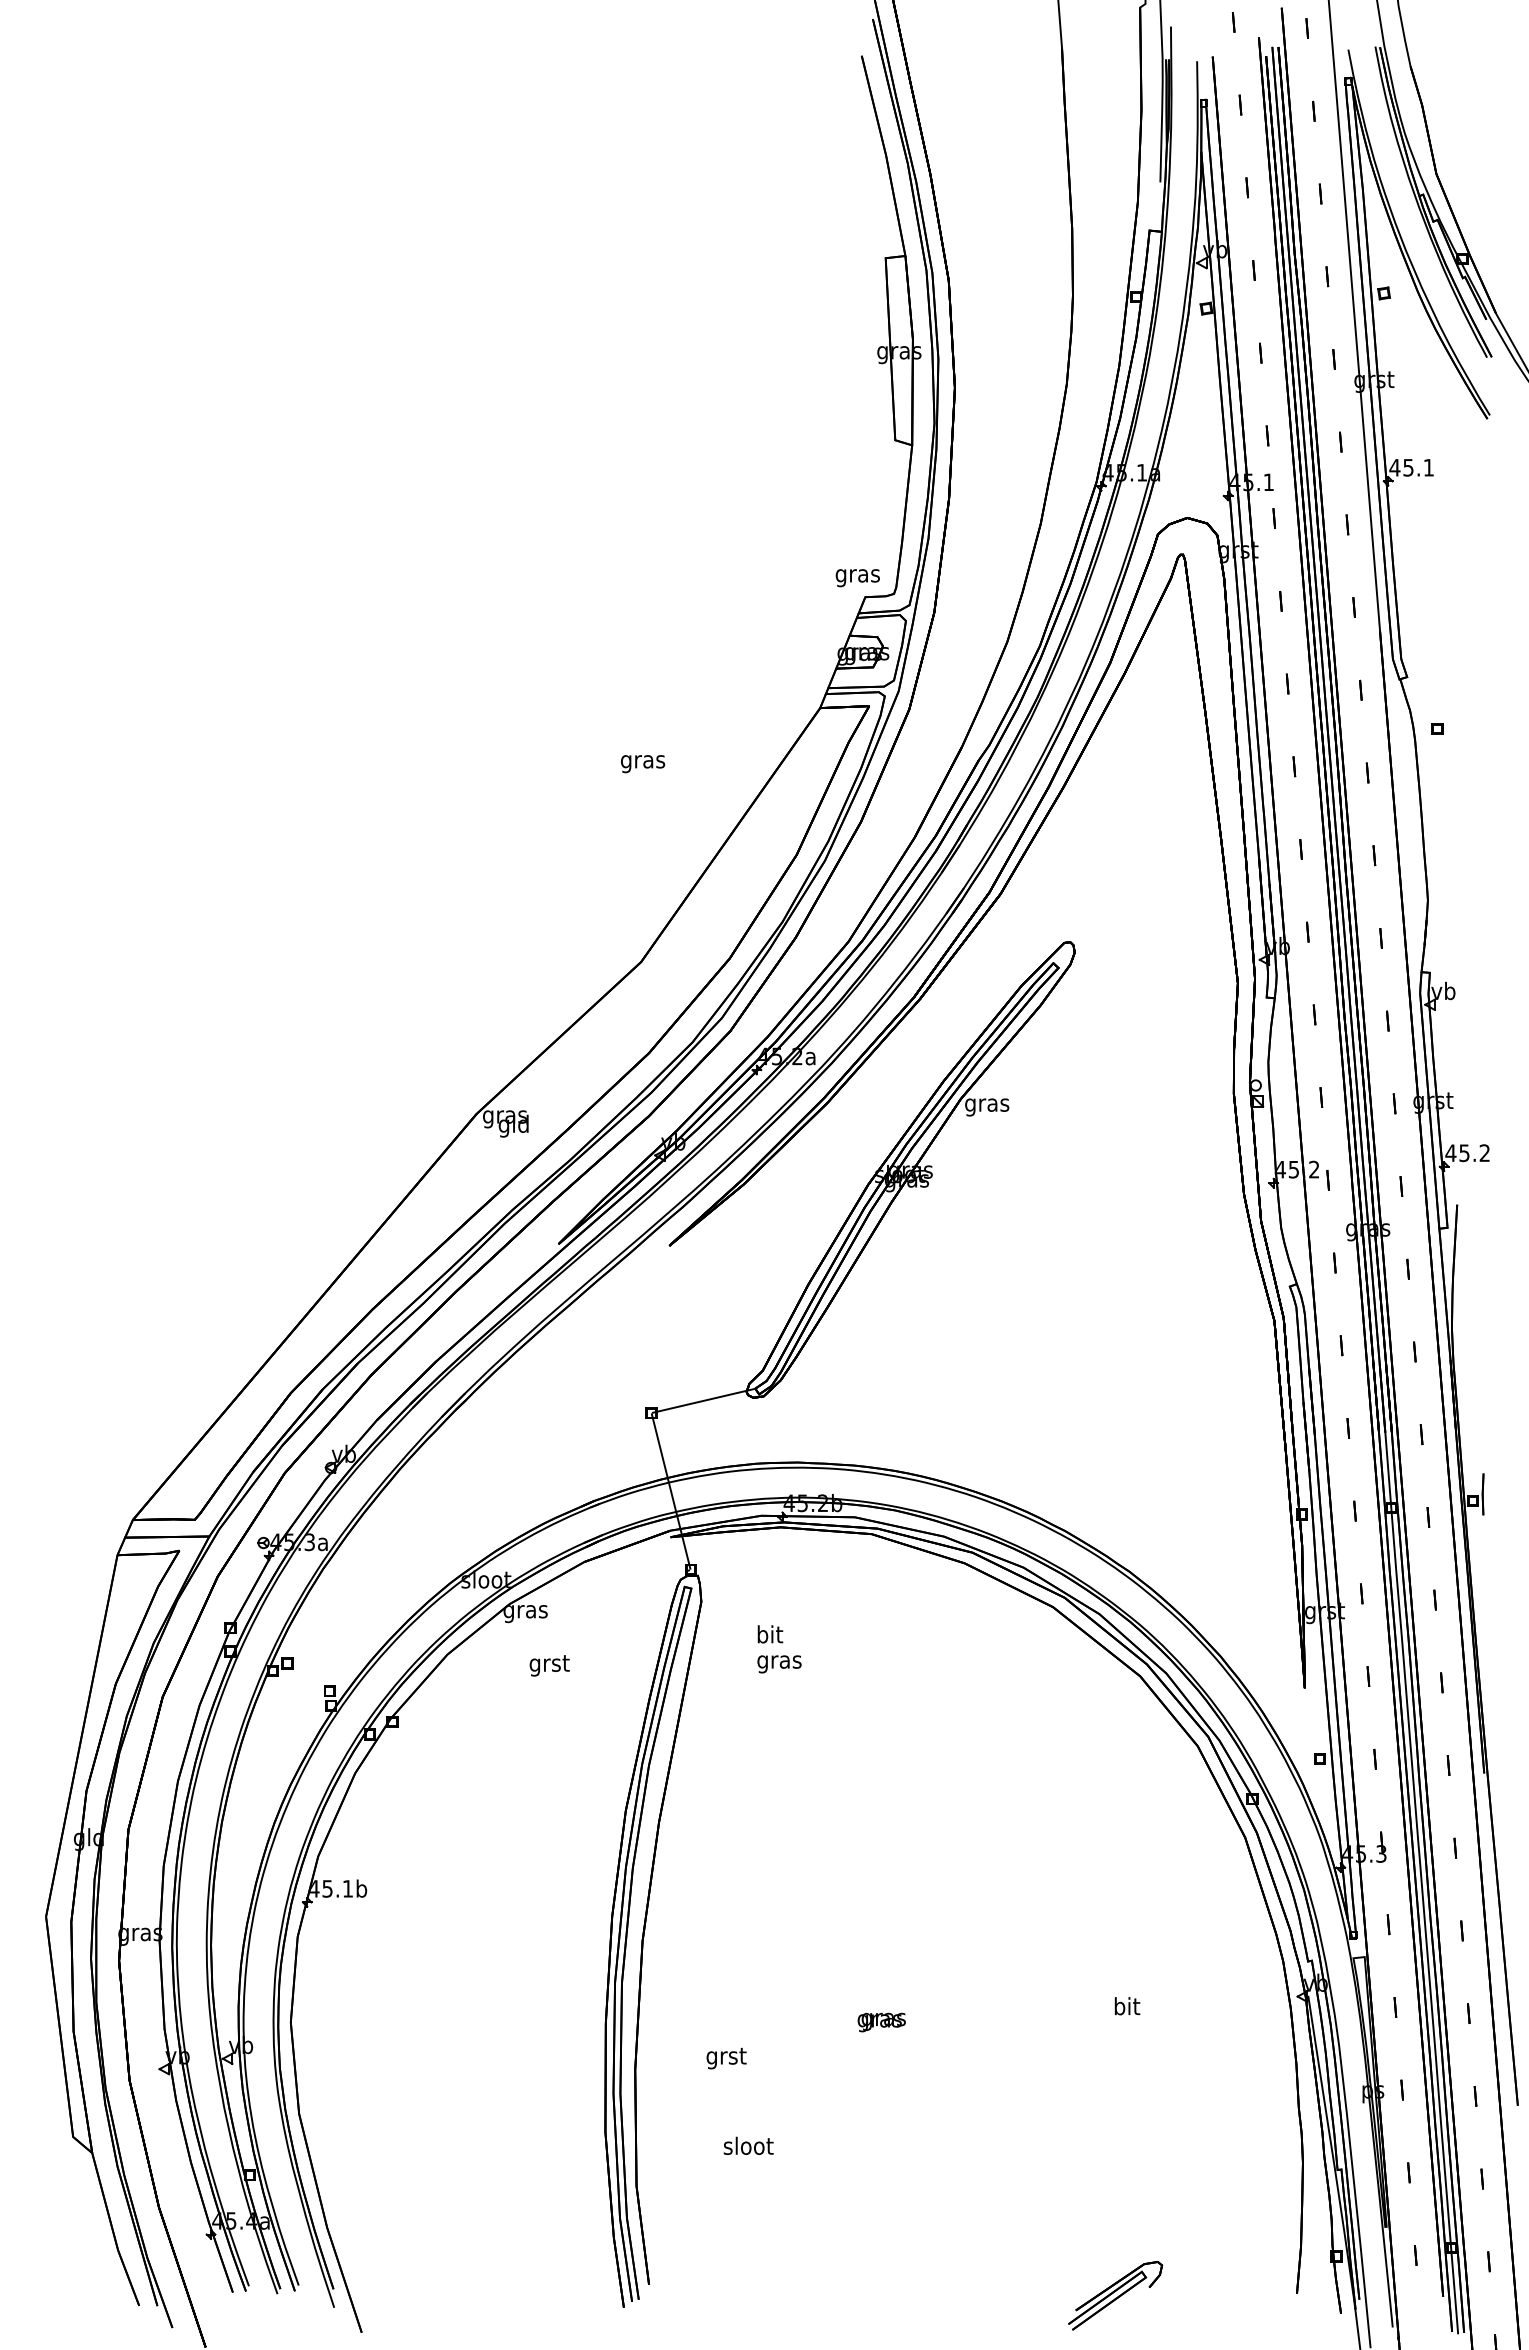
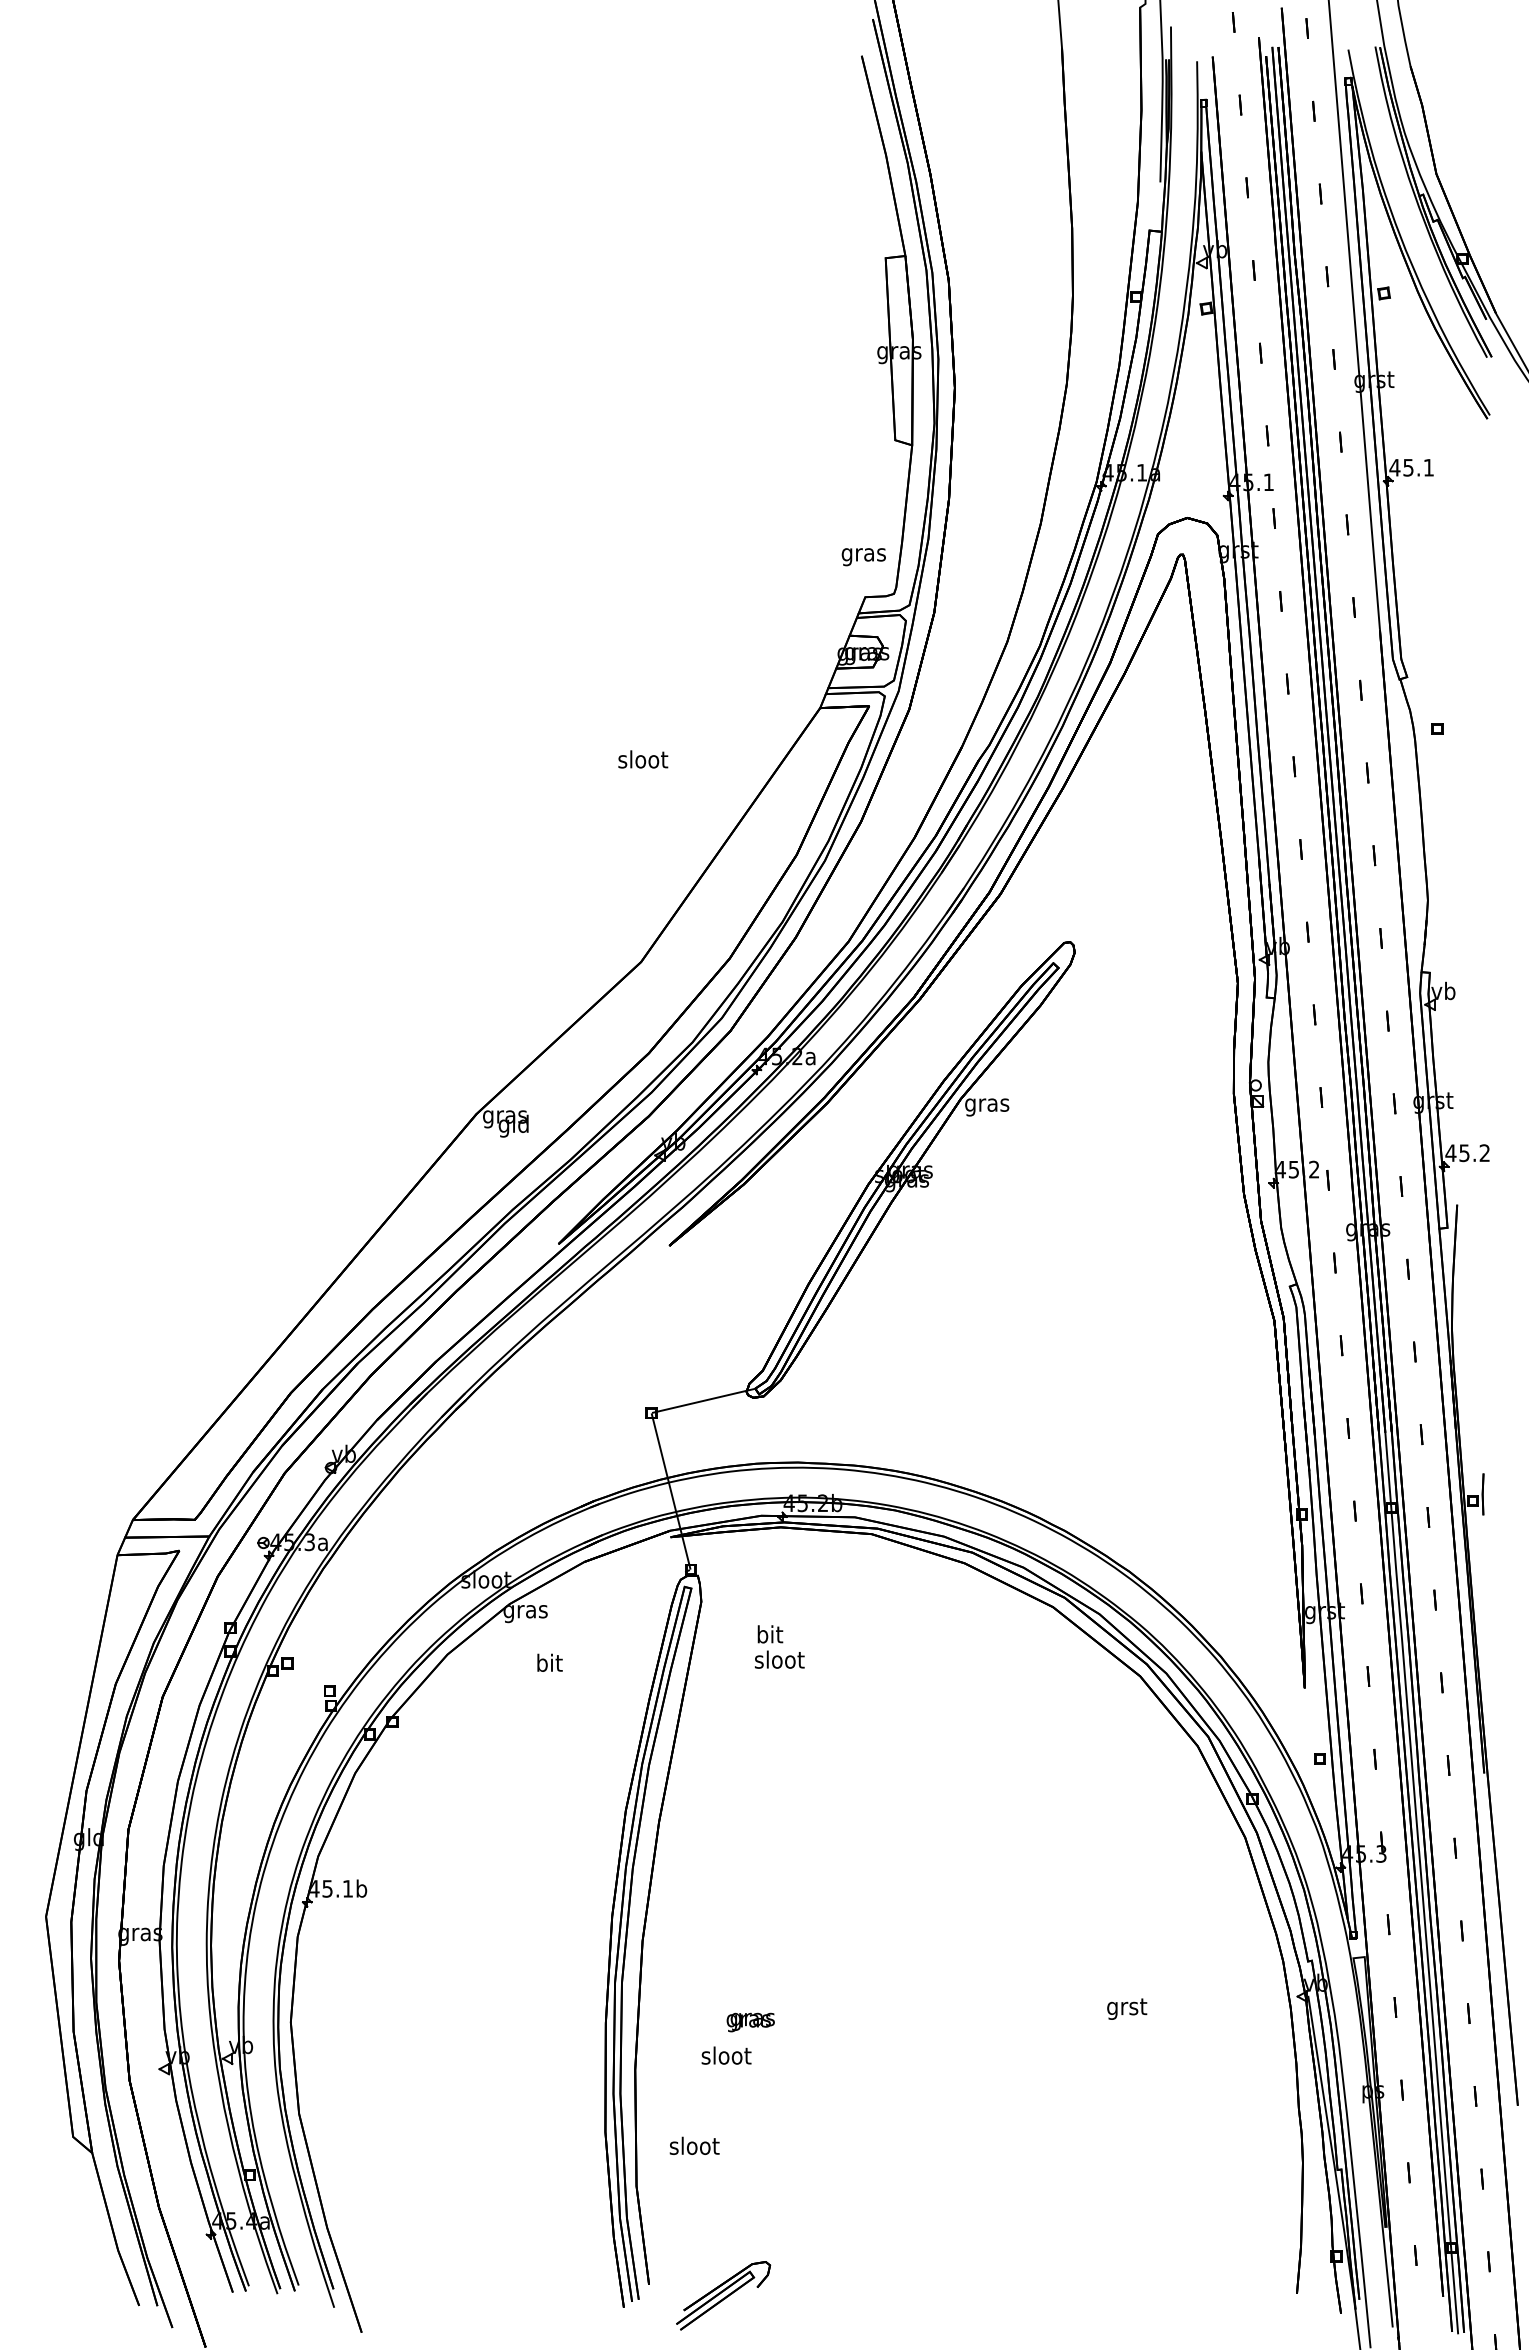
text position: (857, 578) -> (863, 557) (863, 557)
text: gras -> sloot (643, 761)
text: gras -> sloot (779, 1661)
text: grst -> bit (549, 1664)
text: bit -> grst (1127, 2008)
text position: (881, 2022) -> (750, 2022) (750, 2022)
text: grst -> sloot (726, 2057)
text position: (748, 2145) -> (694, 2145) (694, 2145)
part position: (1115, 2295) -> (723, 2295) (723, 2295)
